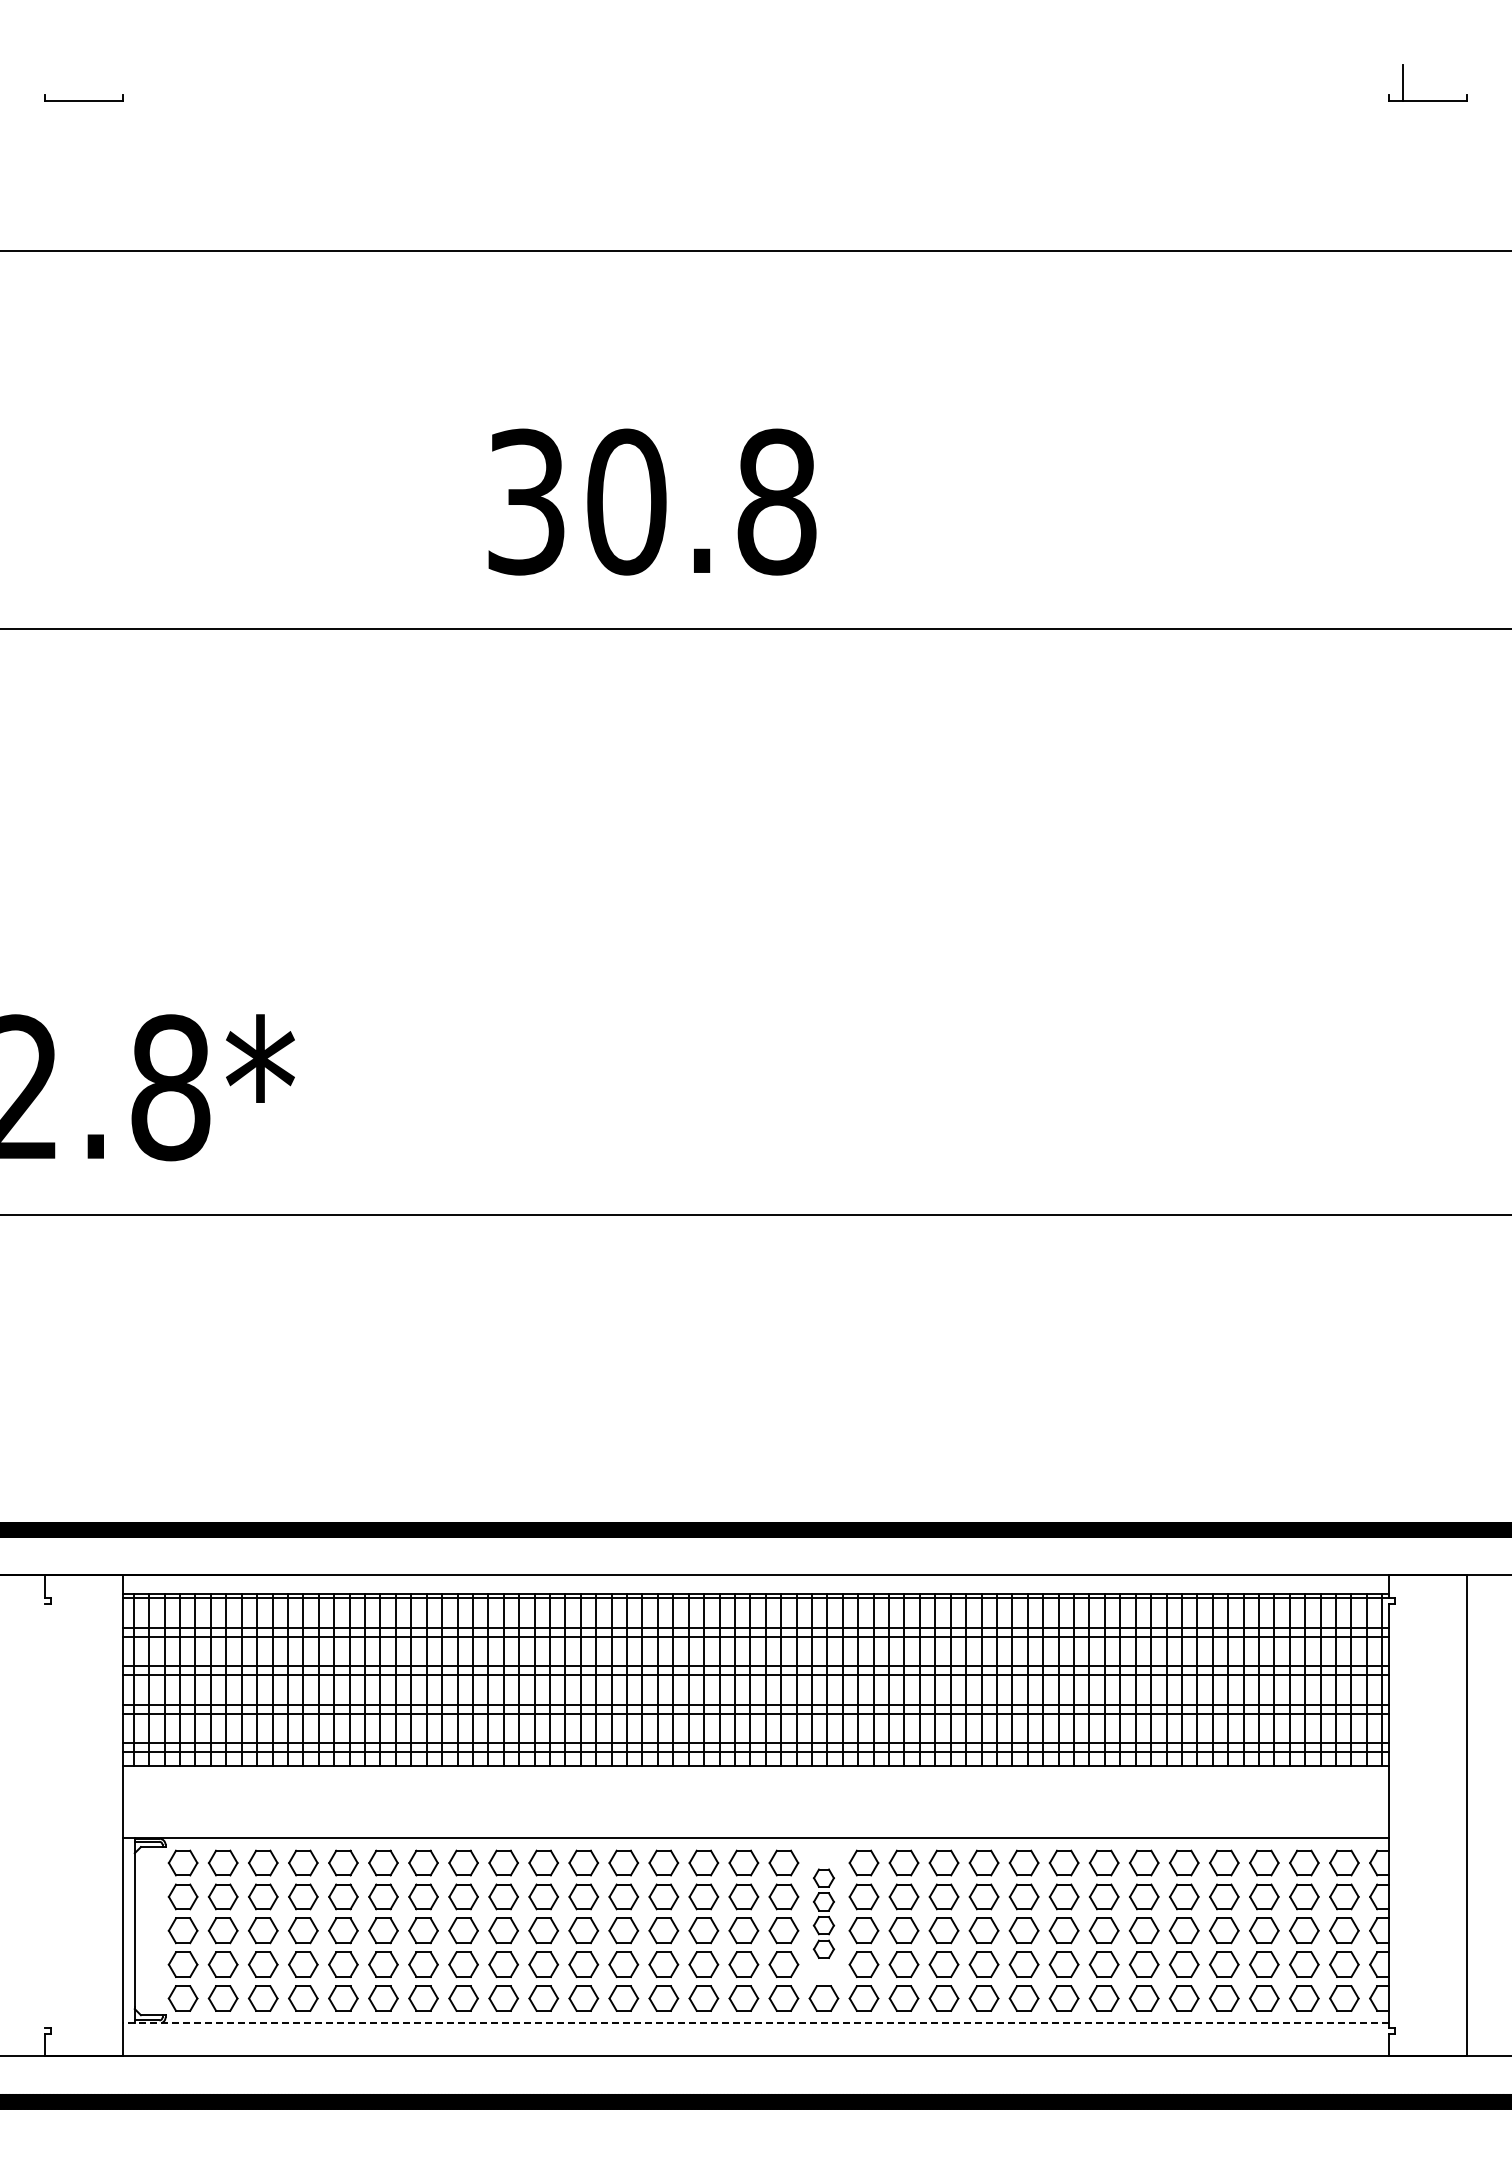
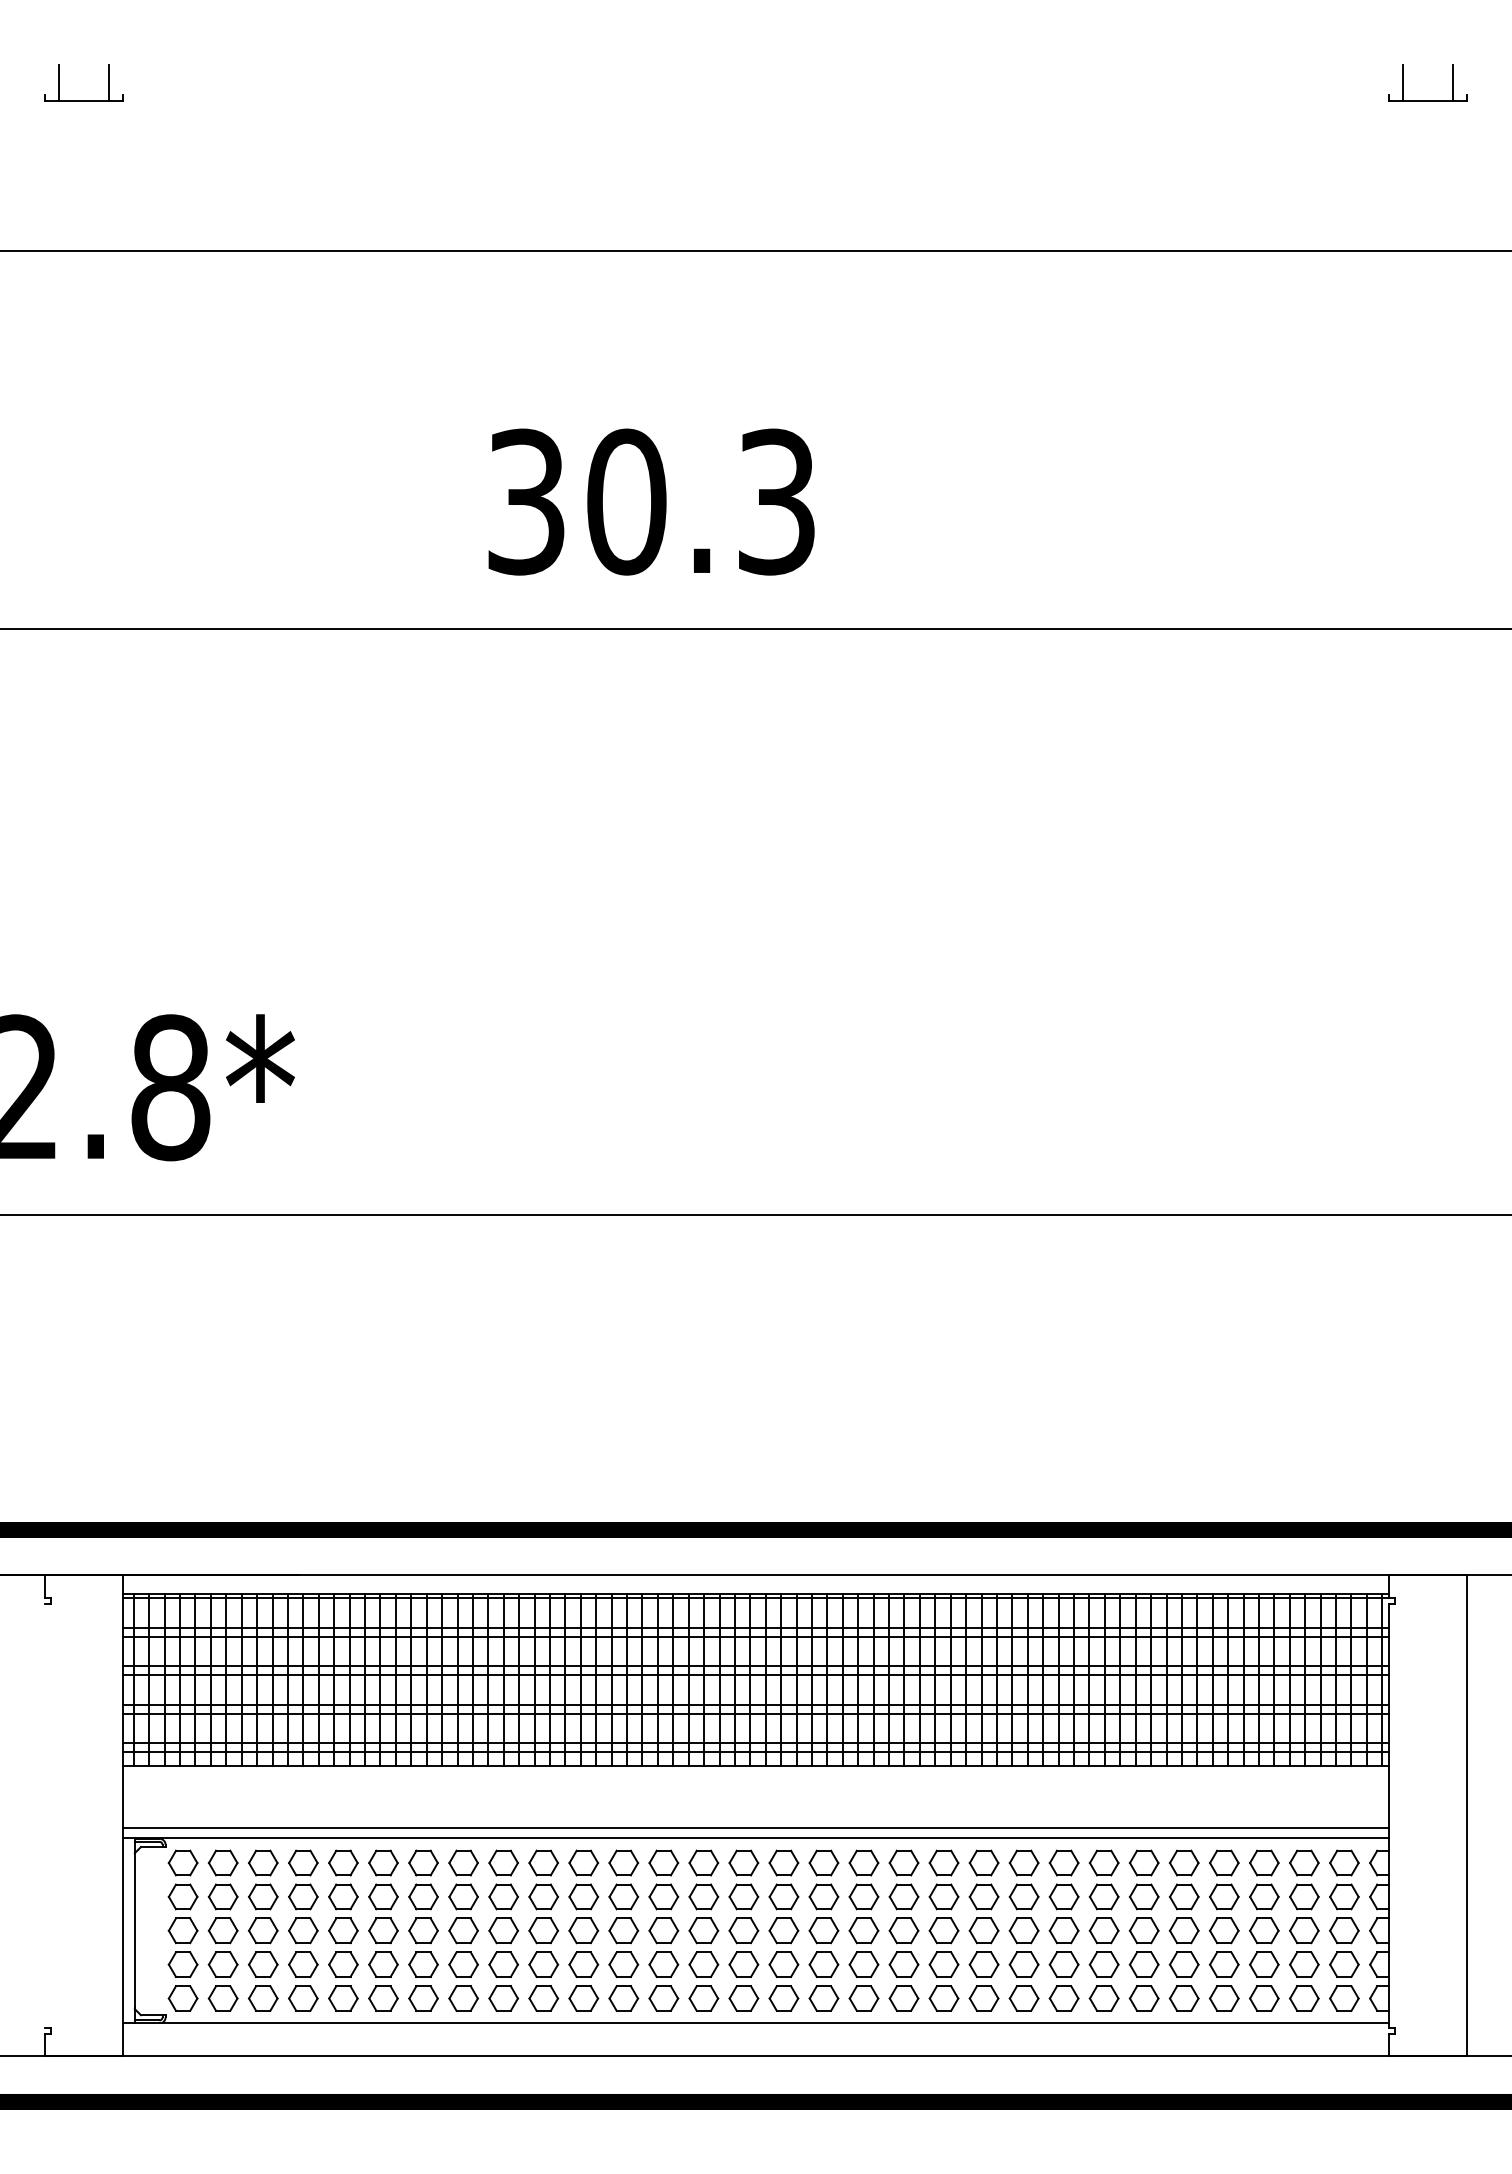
line: none -> present (59, 83)
line: none -> present (108, 83)
line: none -> present (1452, 83)
text: 30.8 -> 30.3 (776, 501)
line: none -> present (755, 1827)
part size: 24x91 px -> 32x129 px (823, 1913)
line: dashed -> solid (755, 2023)
